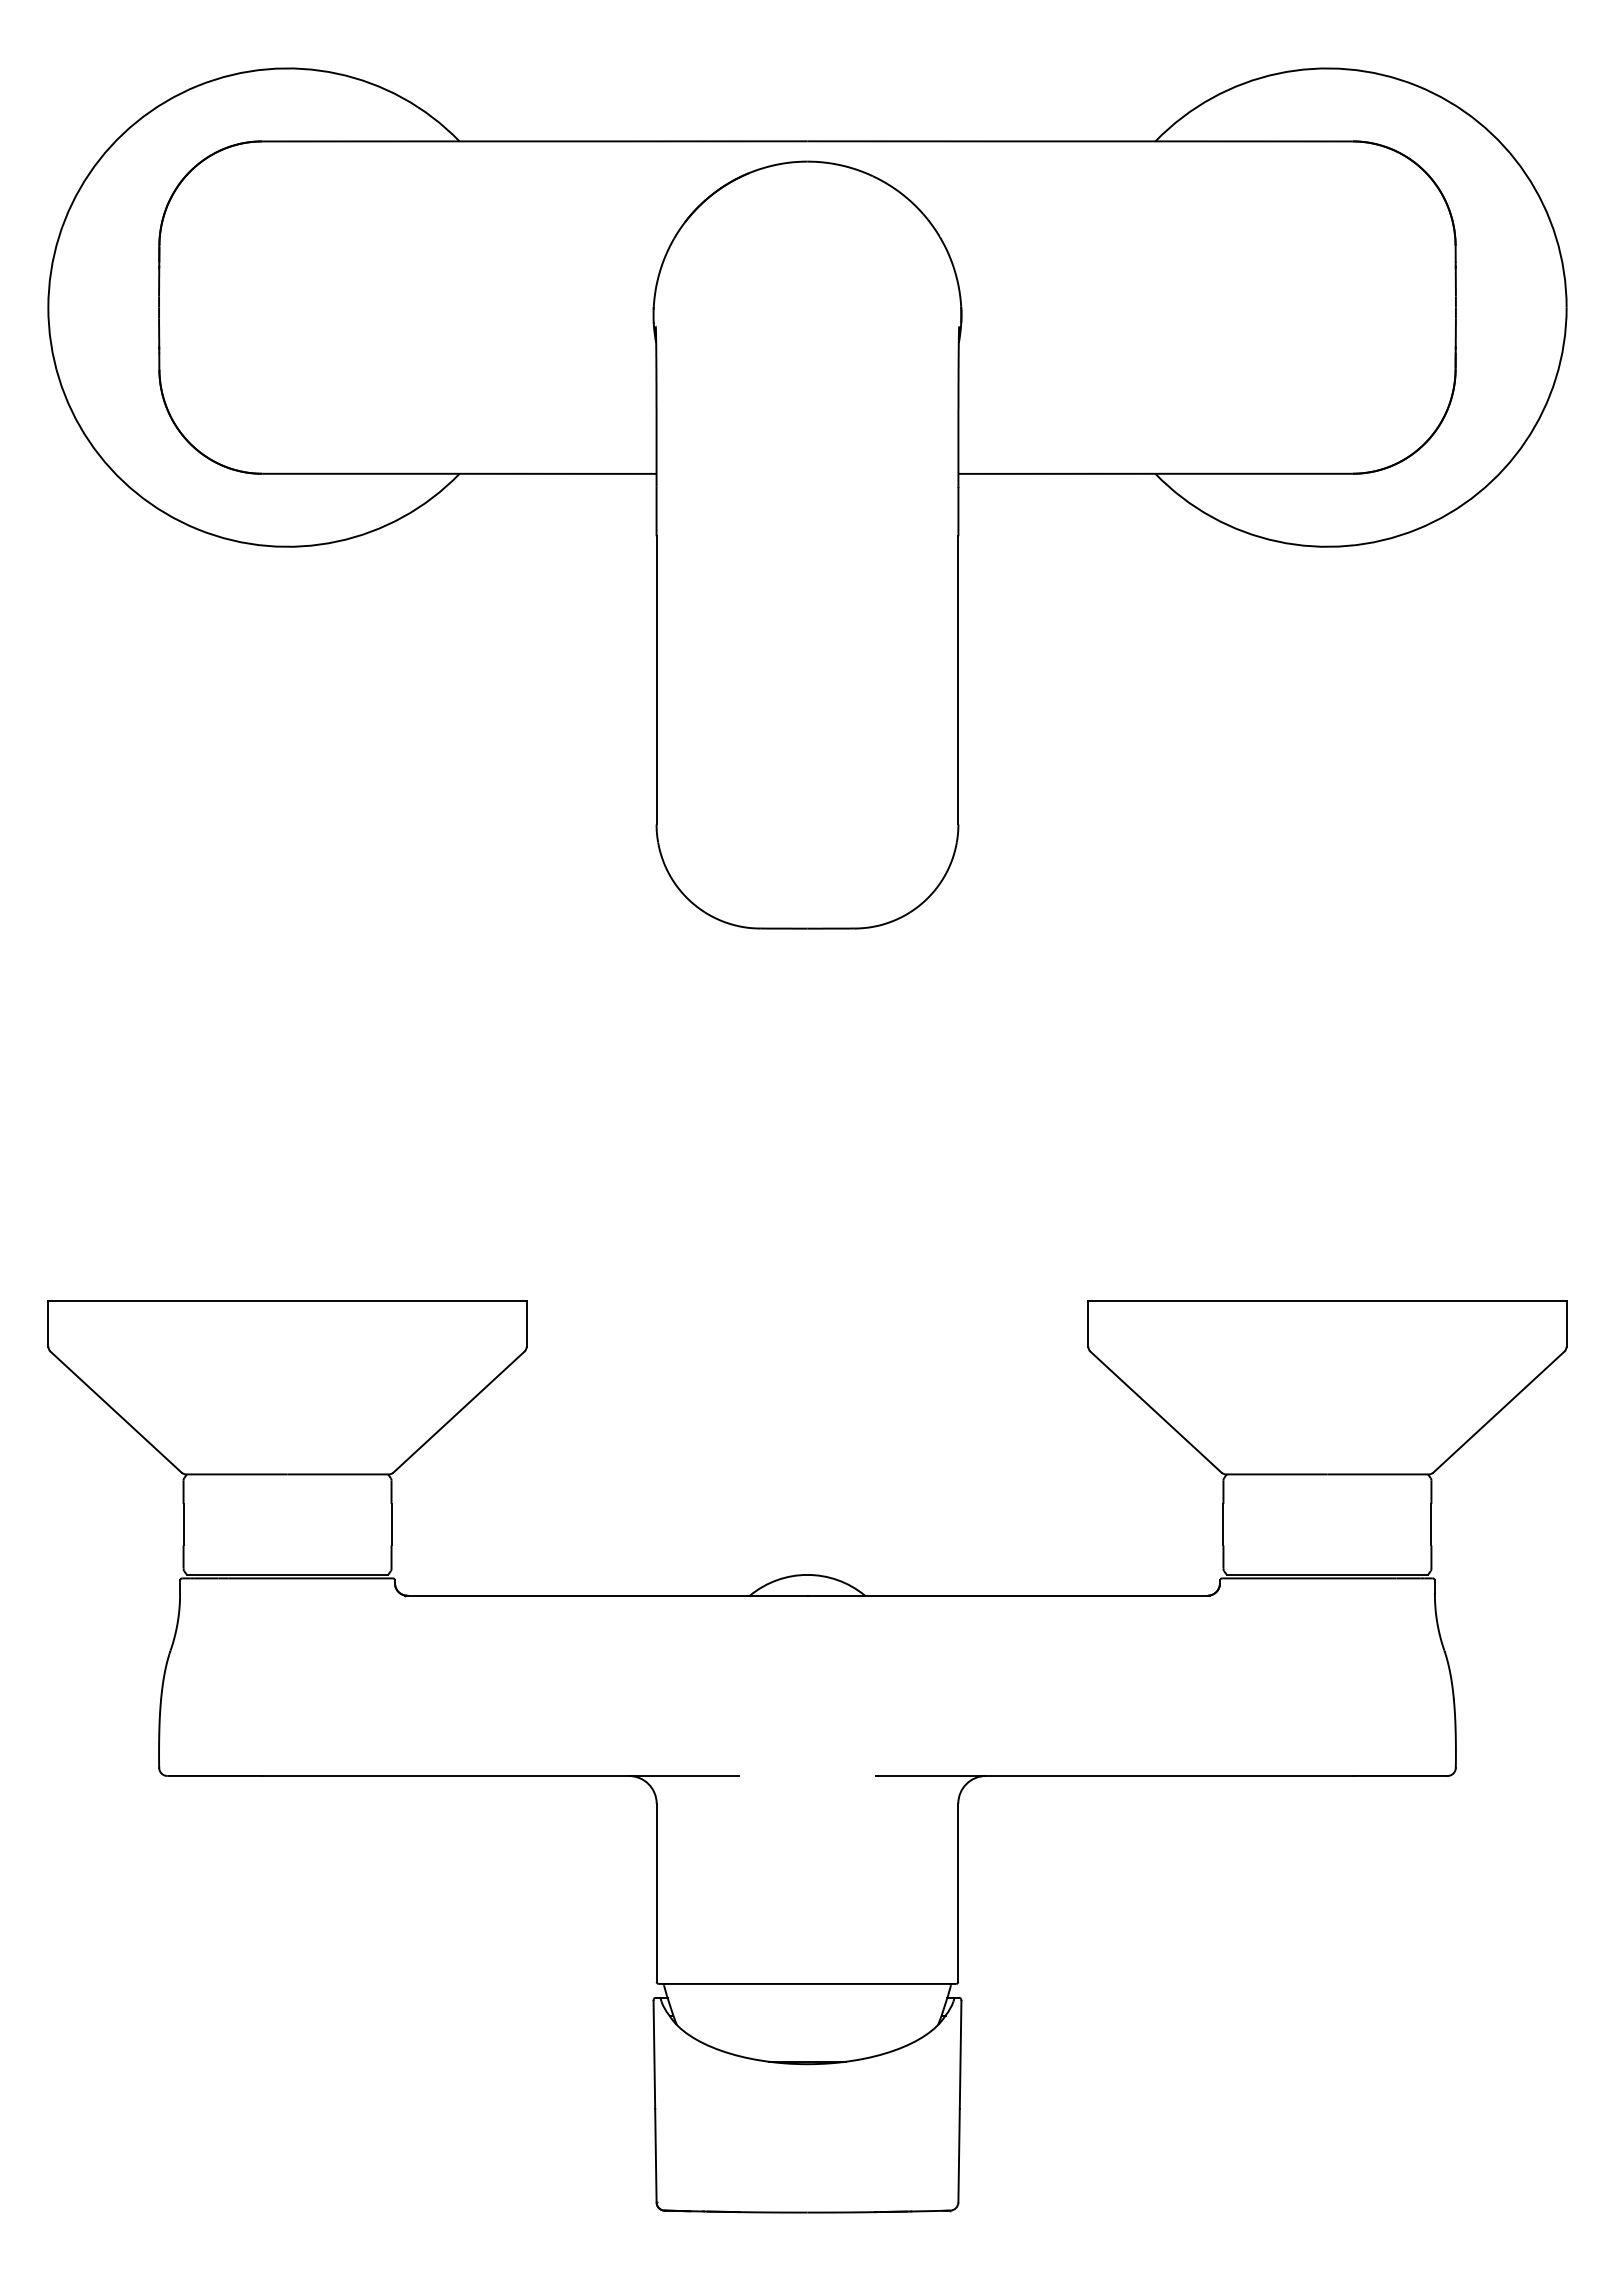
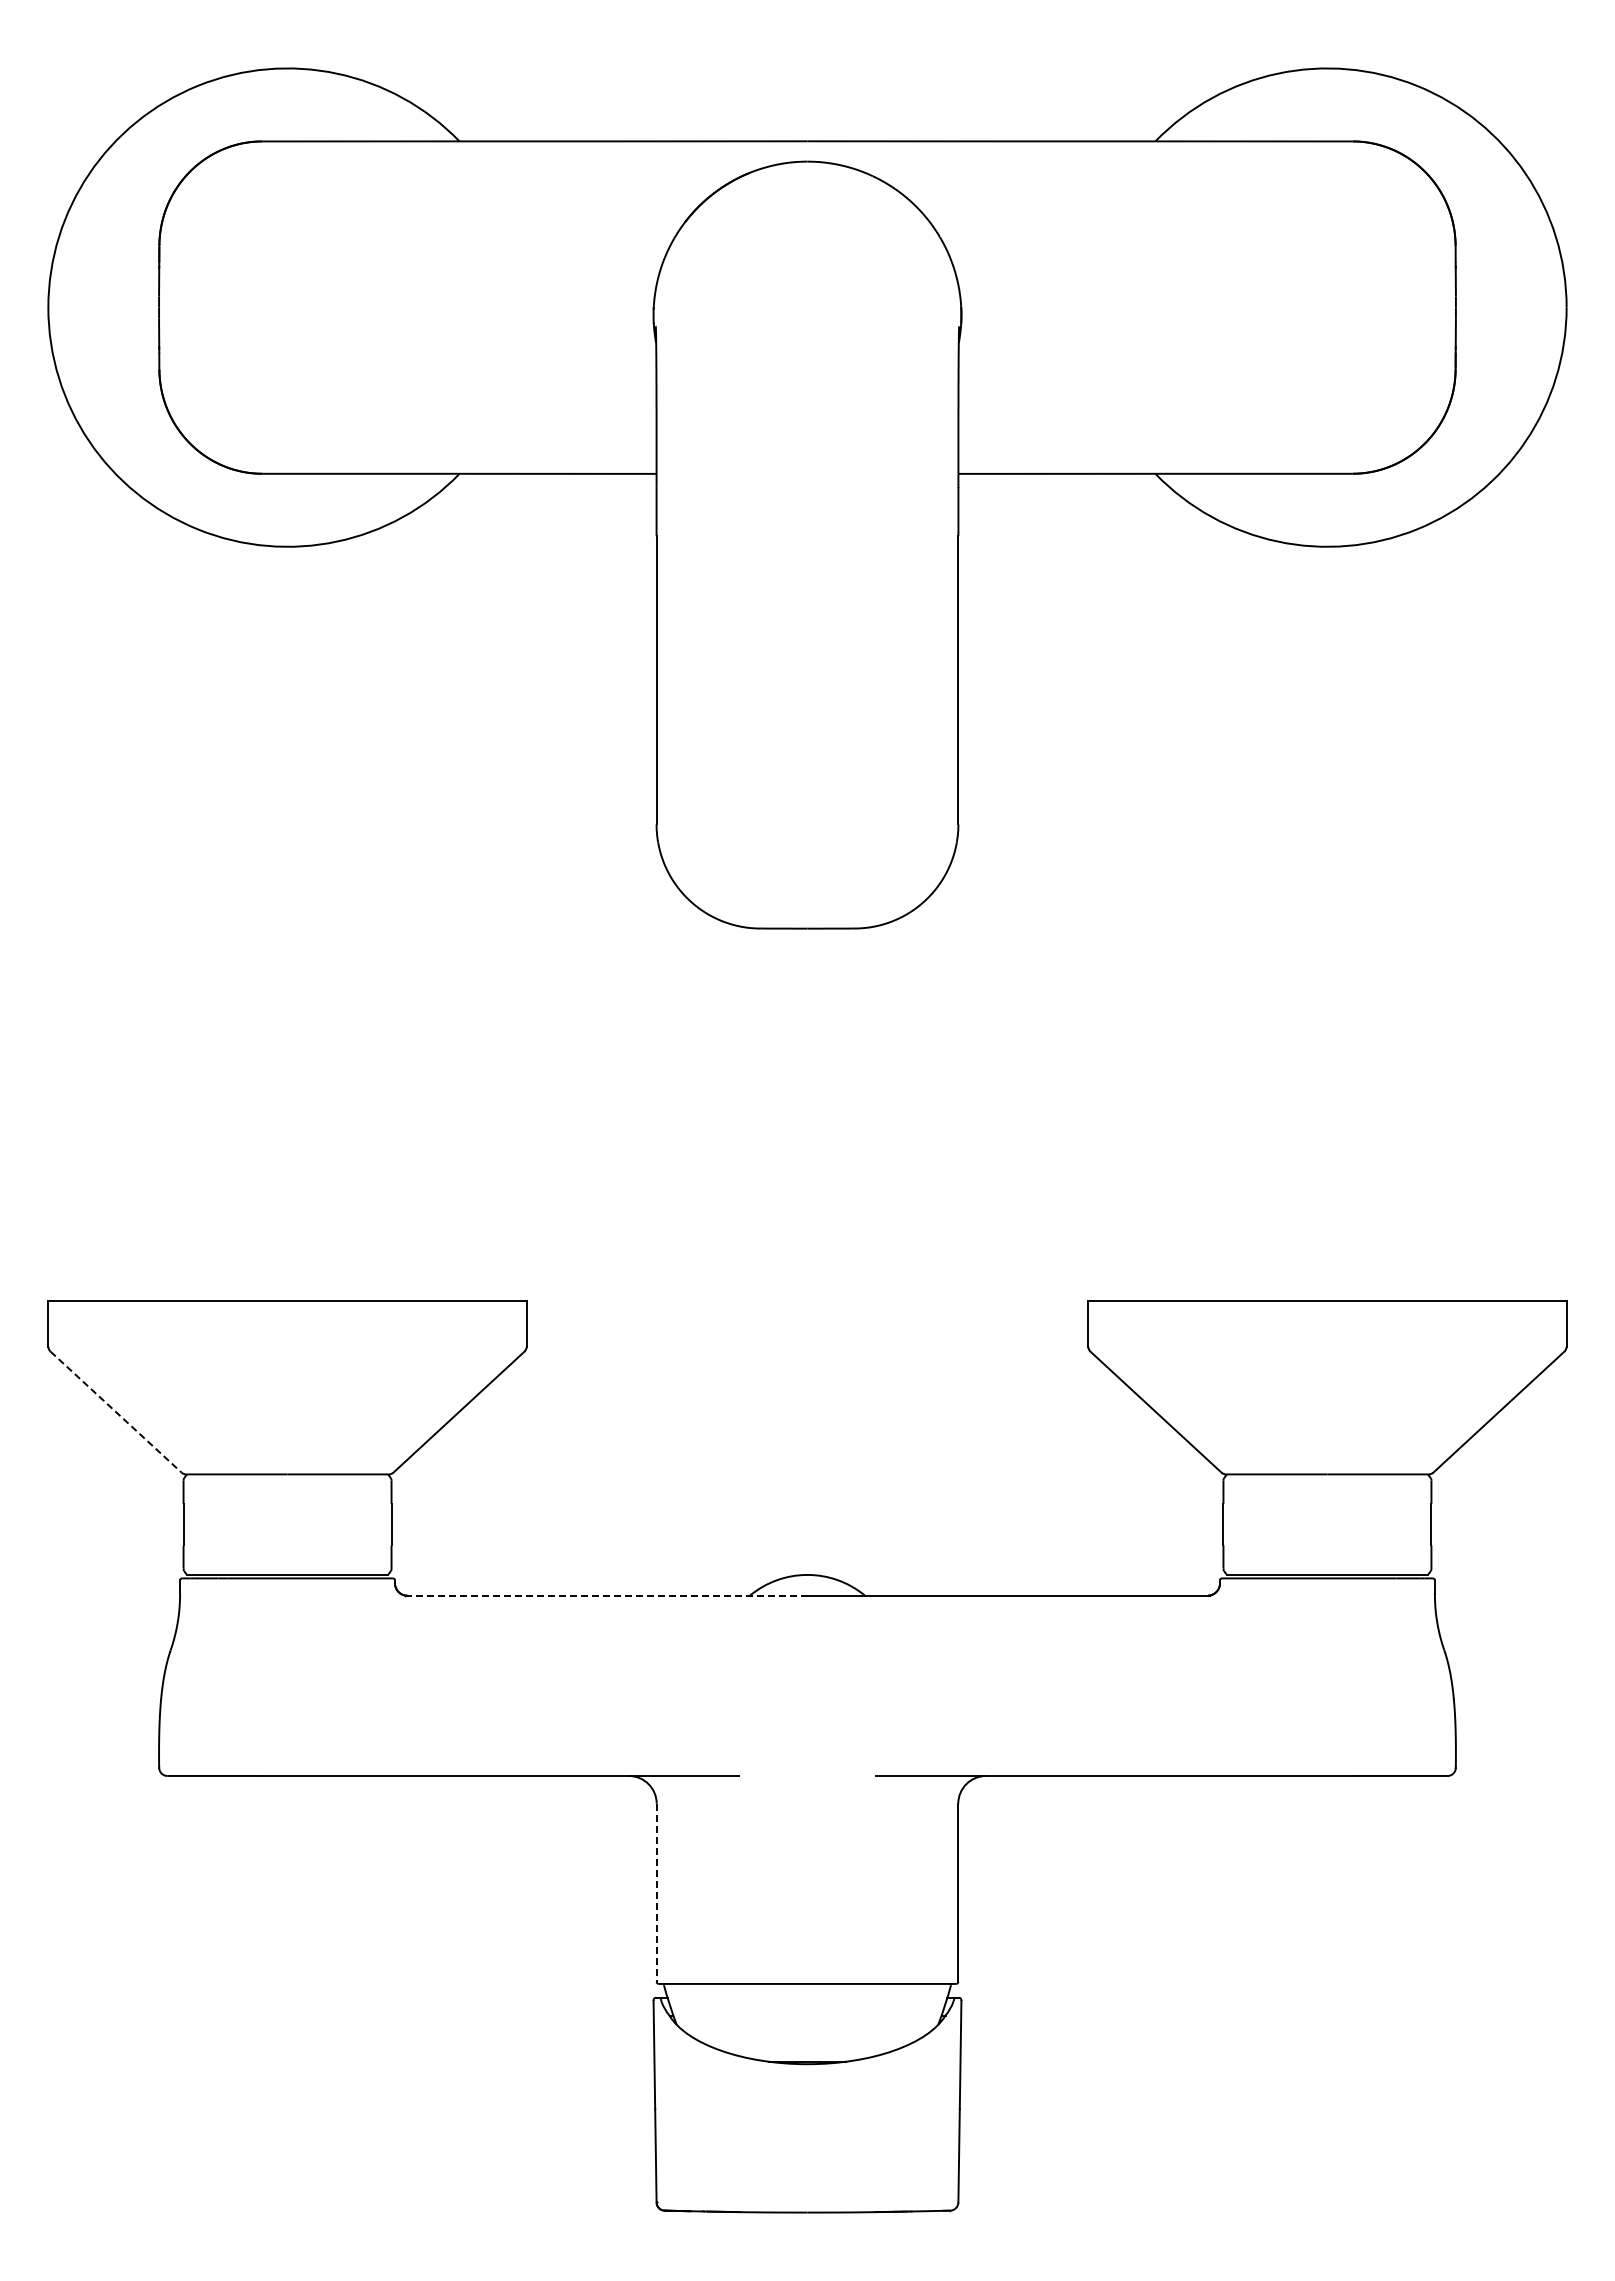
line: solid -> dashed (116, 1412)
line: solid -> dashed (606, 1595)
line: solid -> dashed (656, 1893)
